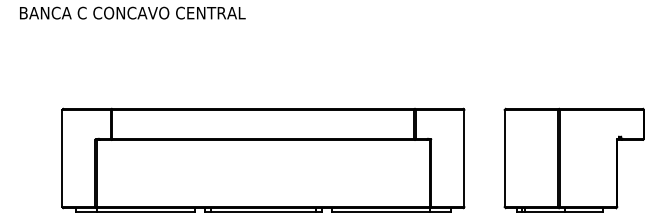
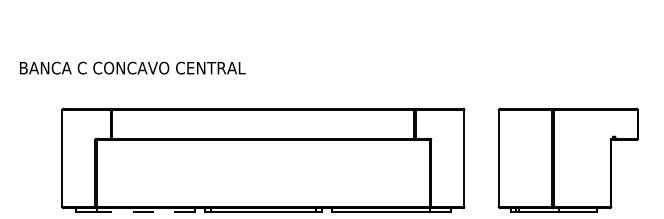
text position: (132, 12) -> (132, 67) (132, 67)
part position: (573, 159) -> (567, 159) (567, 159)
line: solid -> dashed (145, 212)
